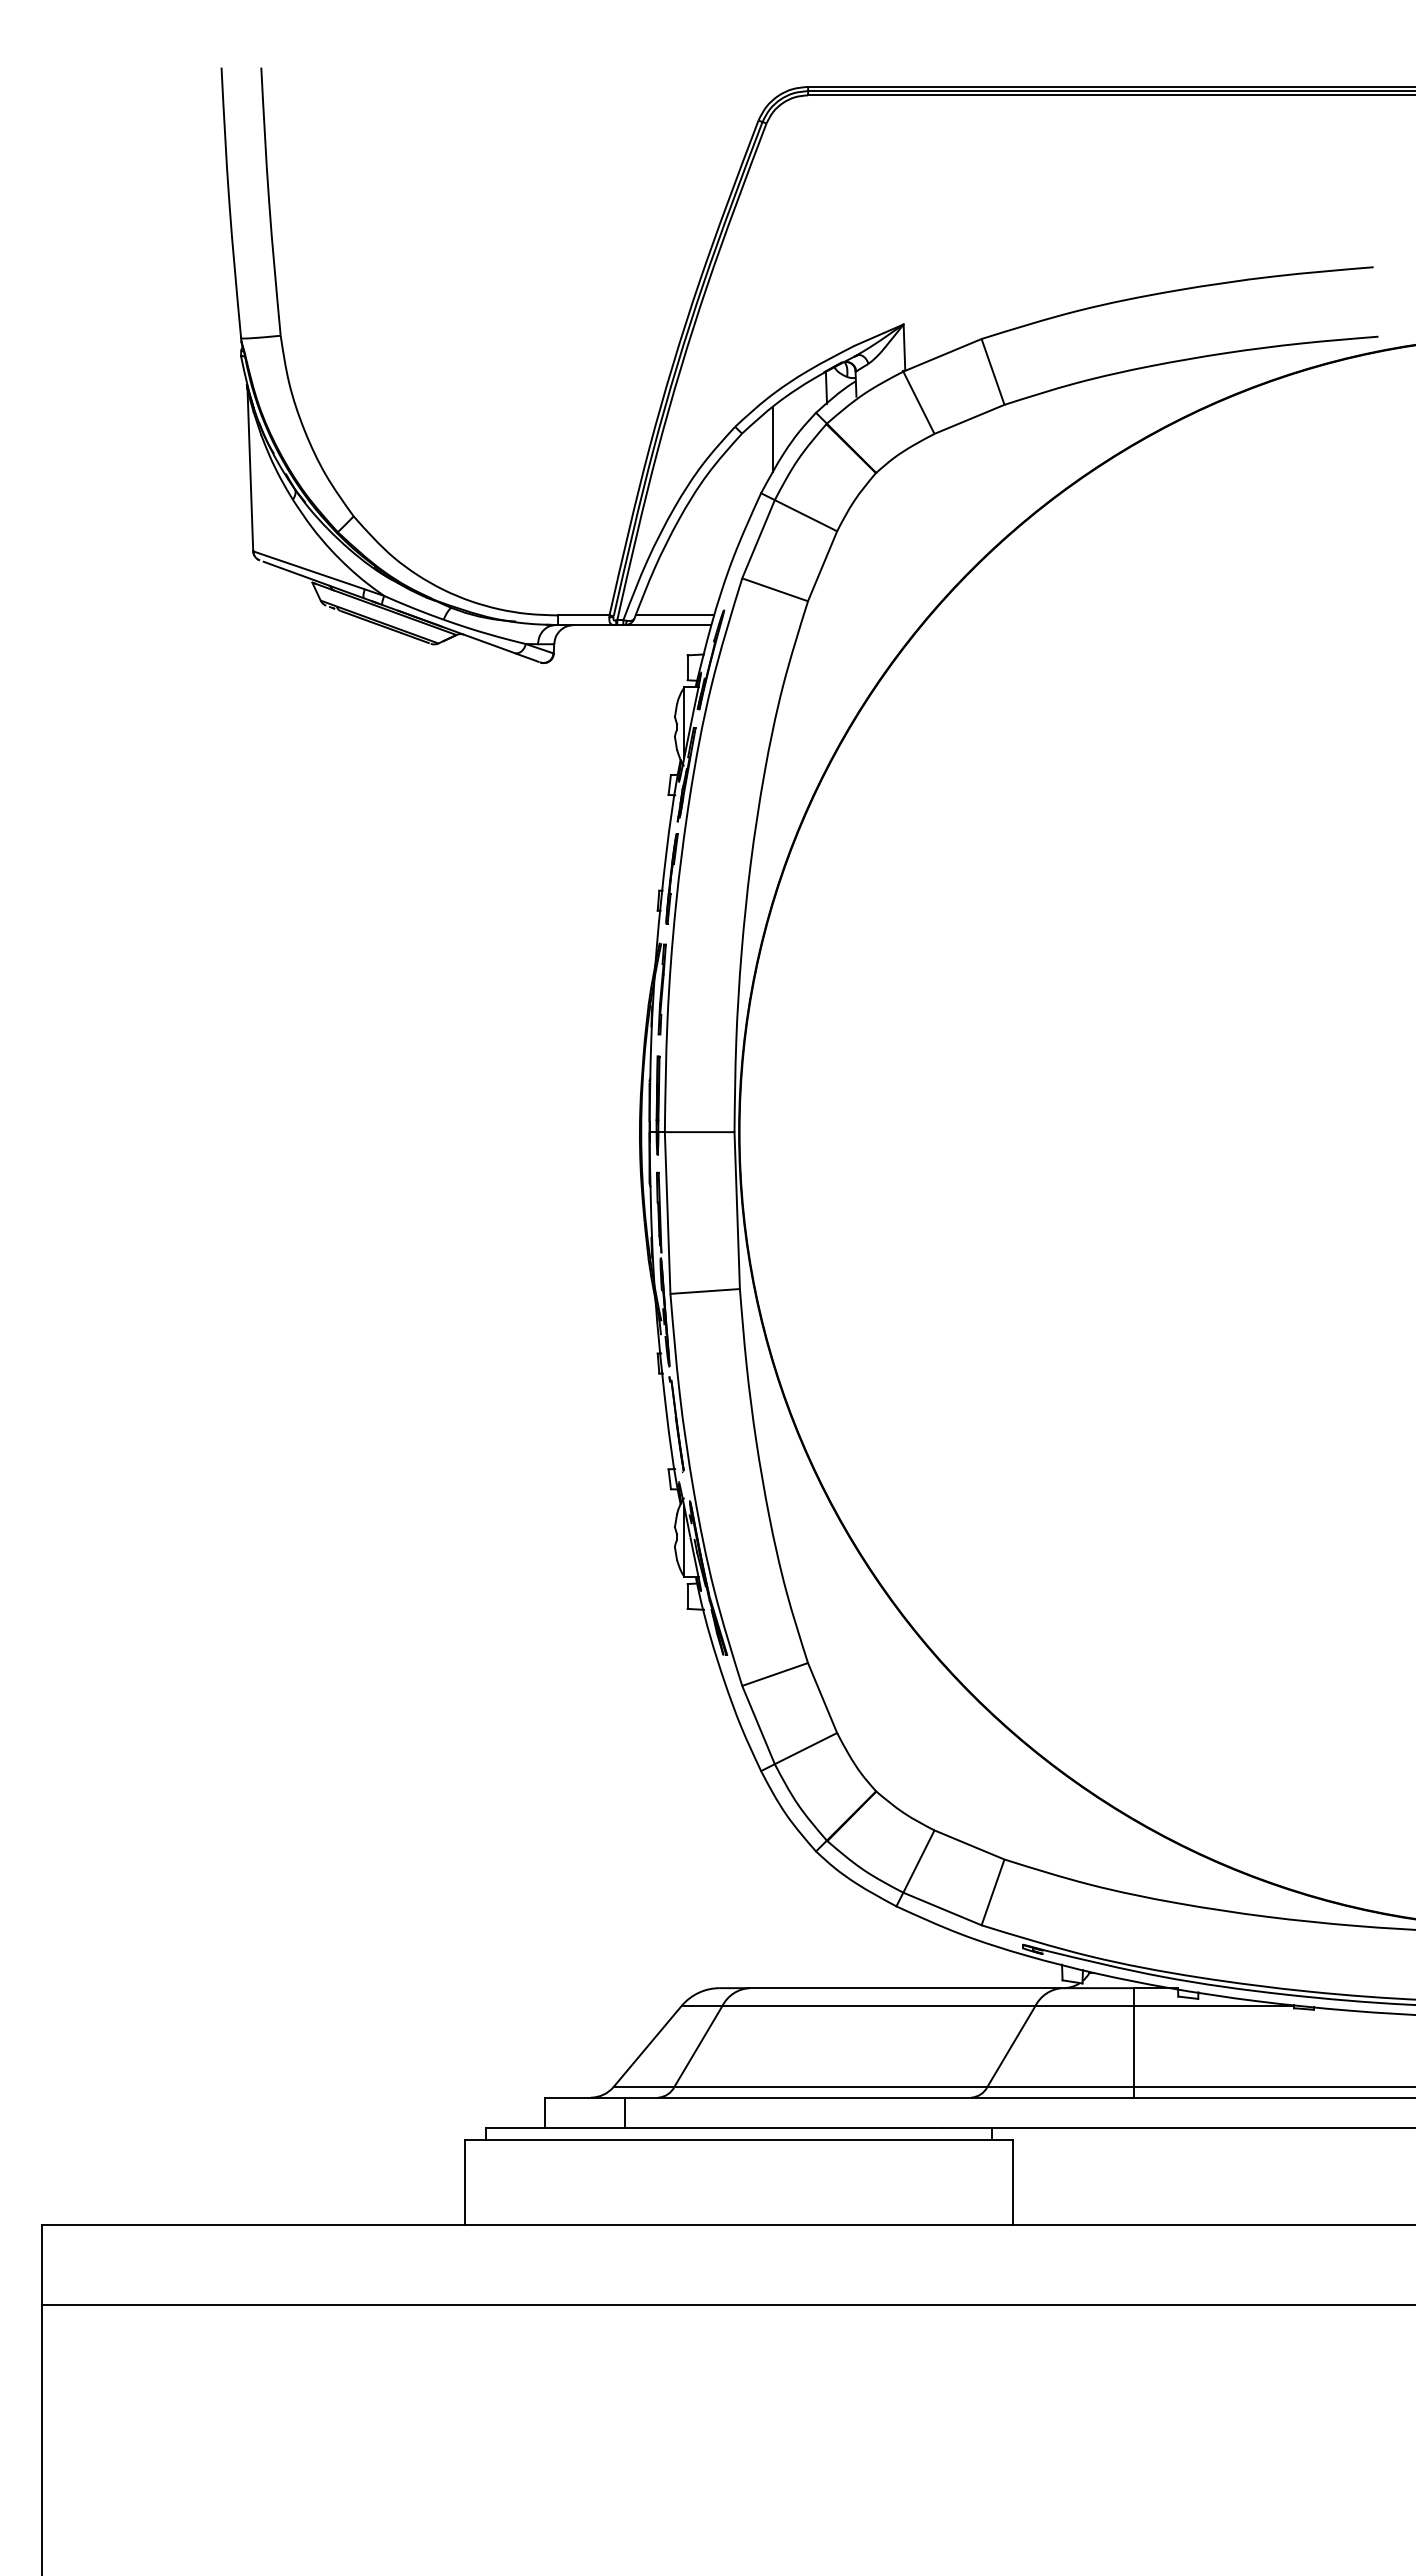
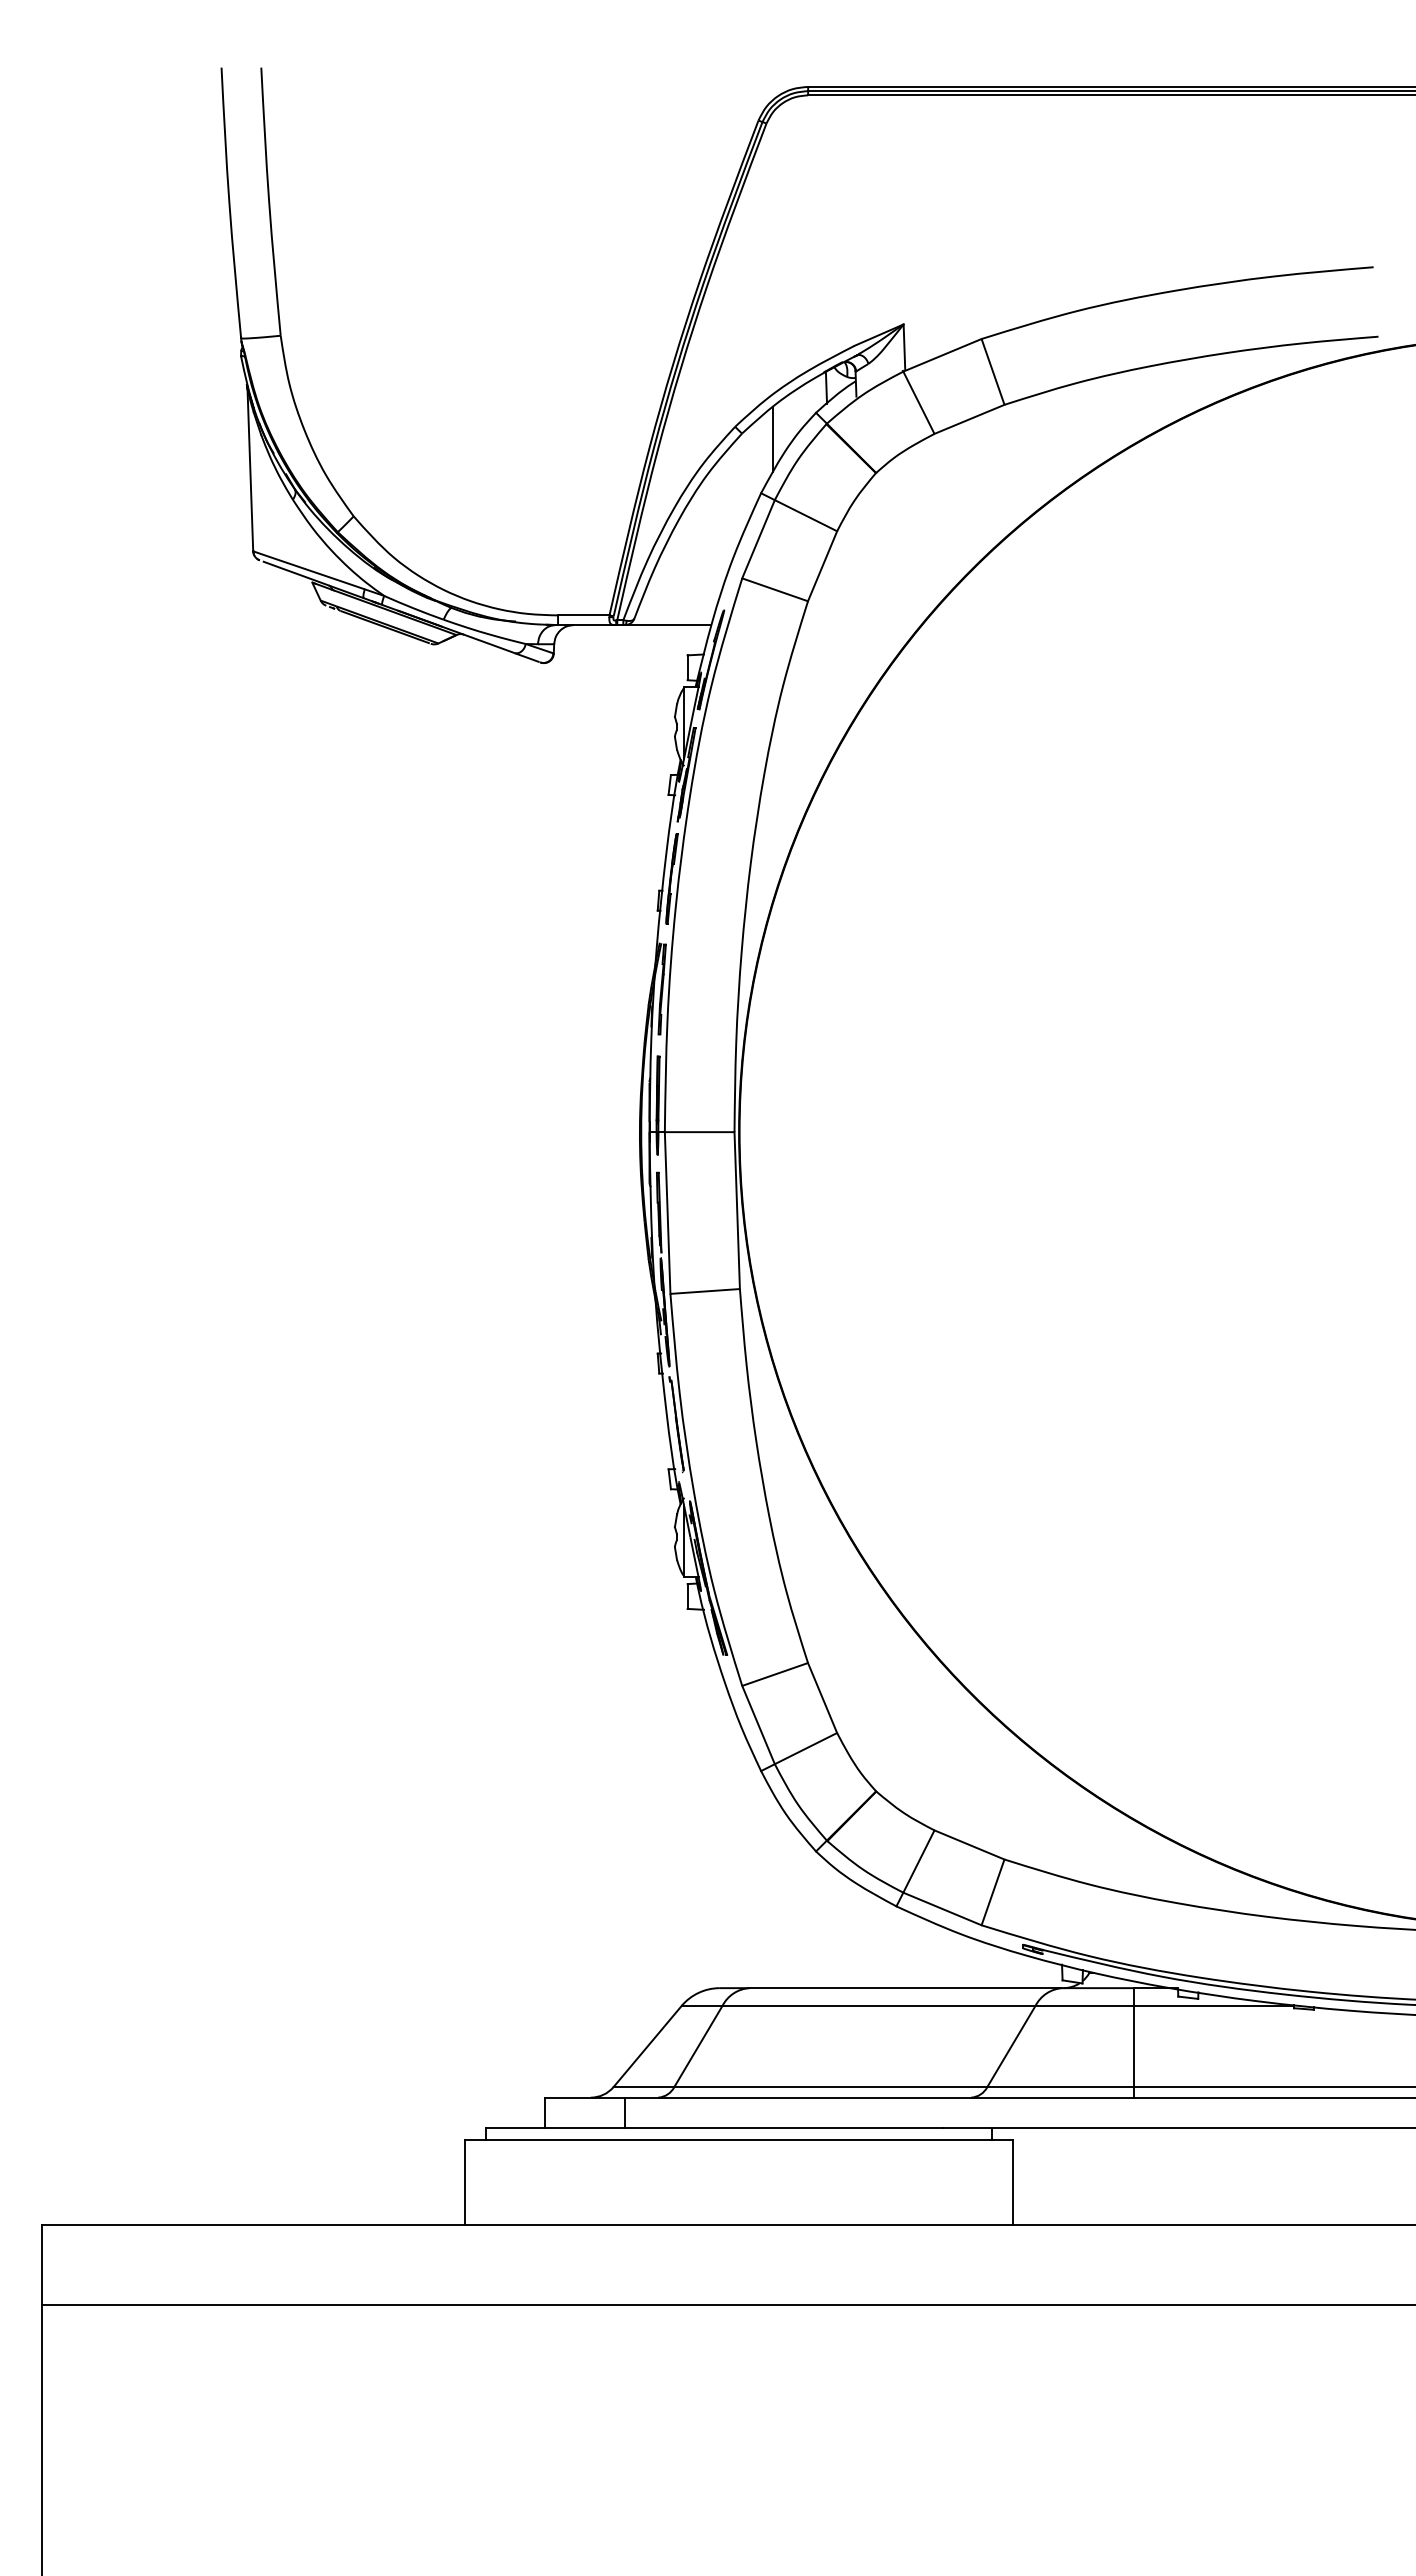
line: present -> none (674, 615)
